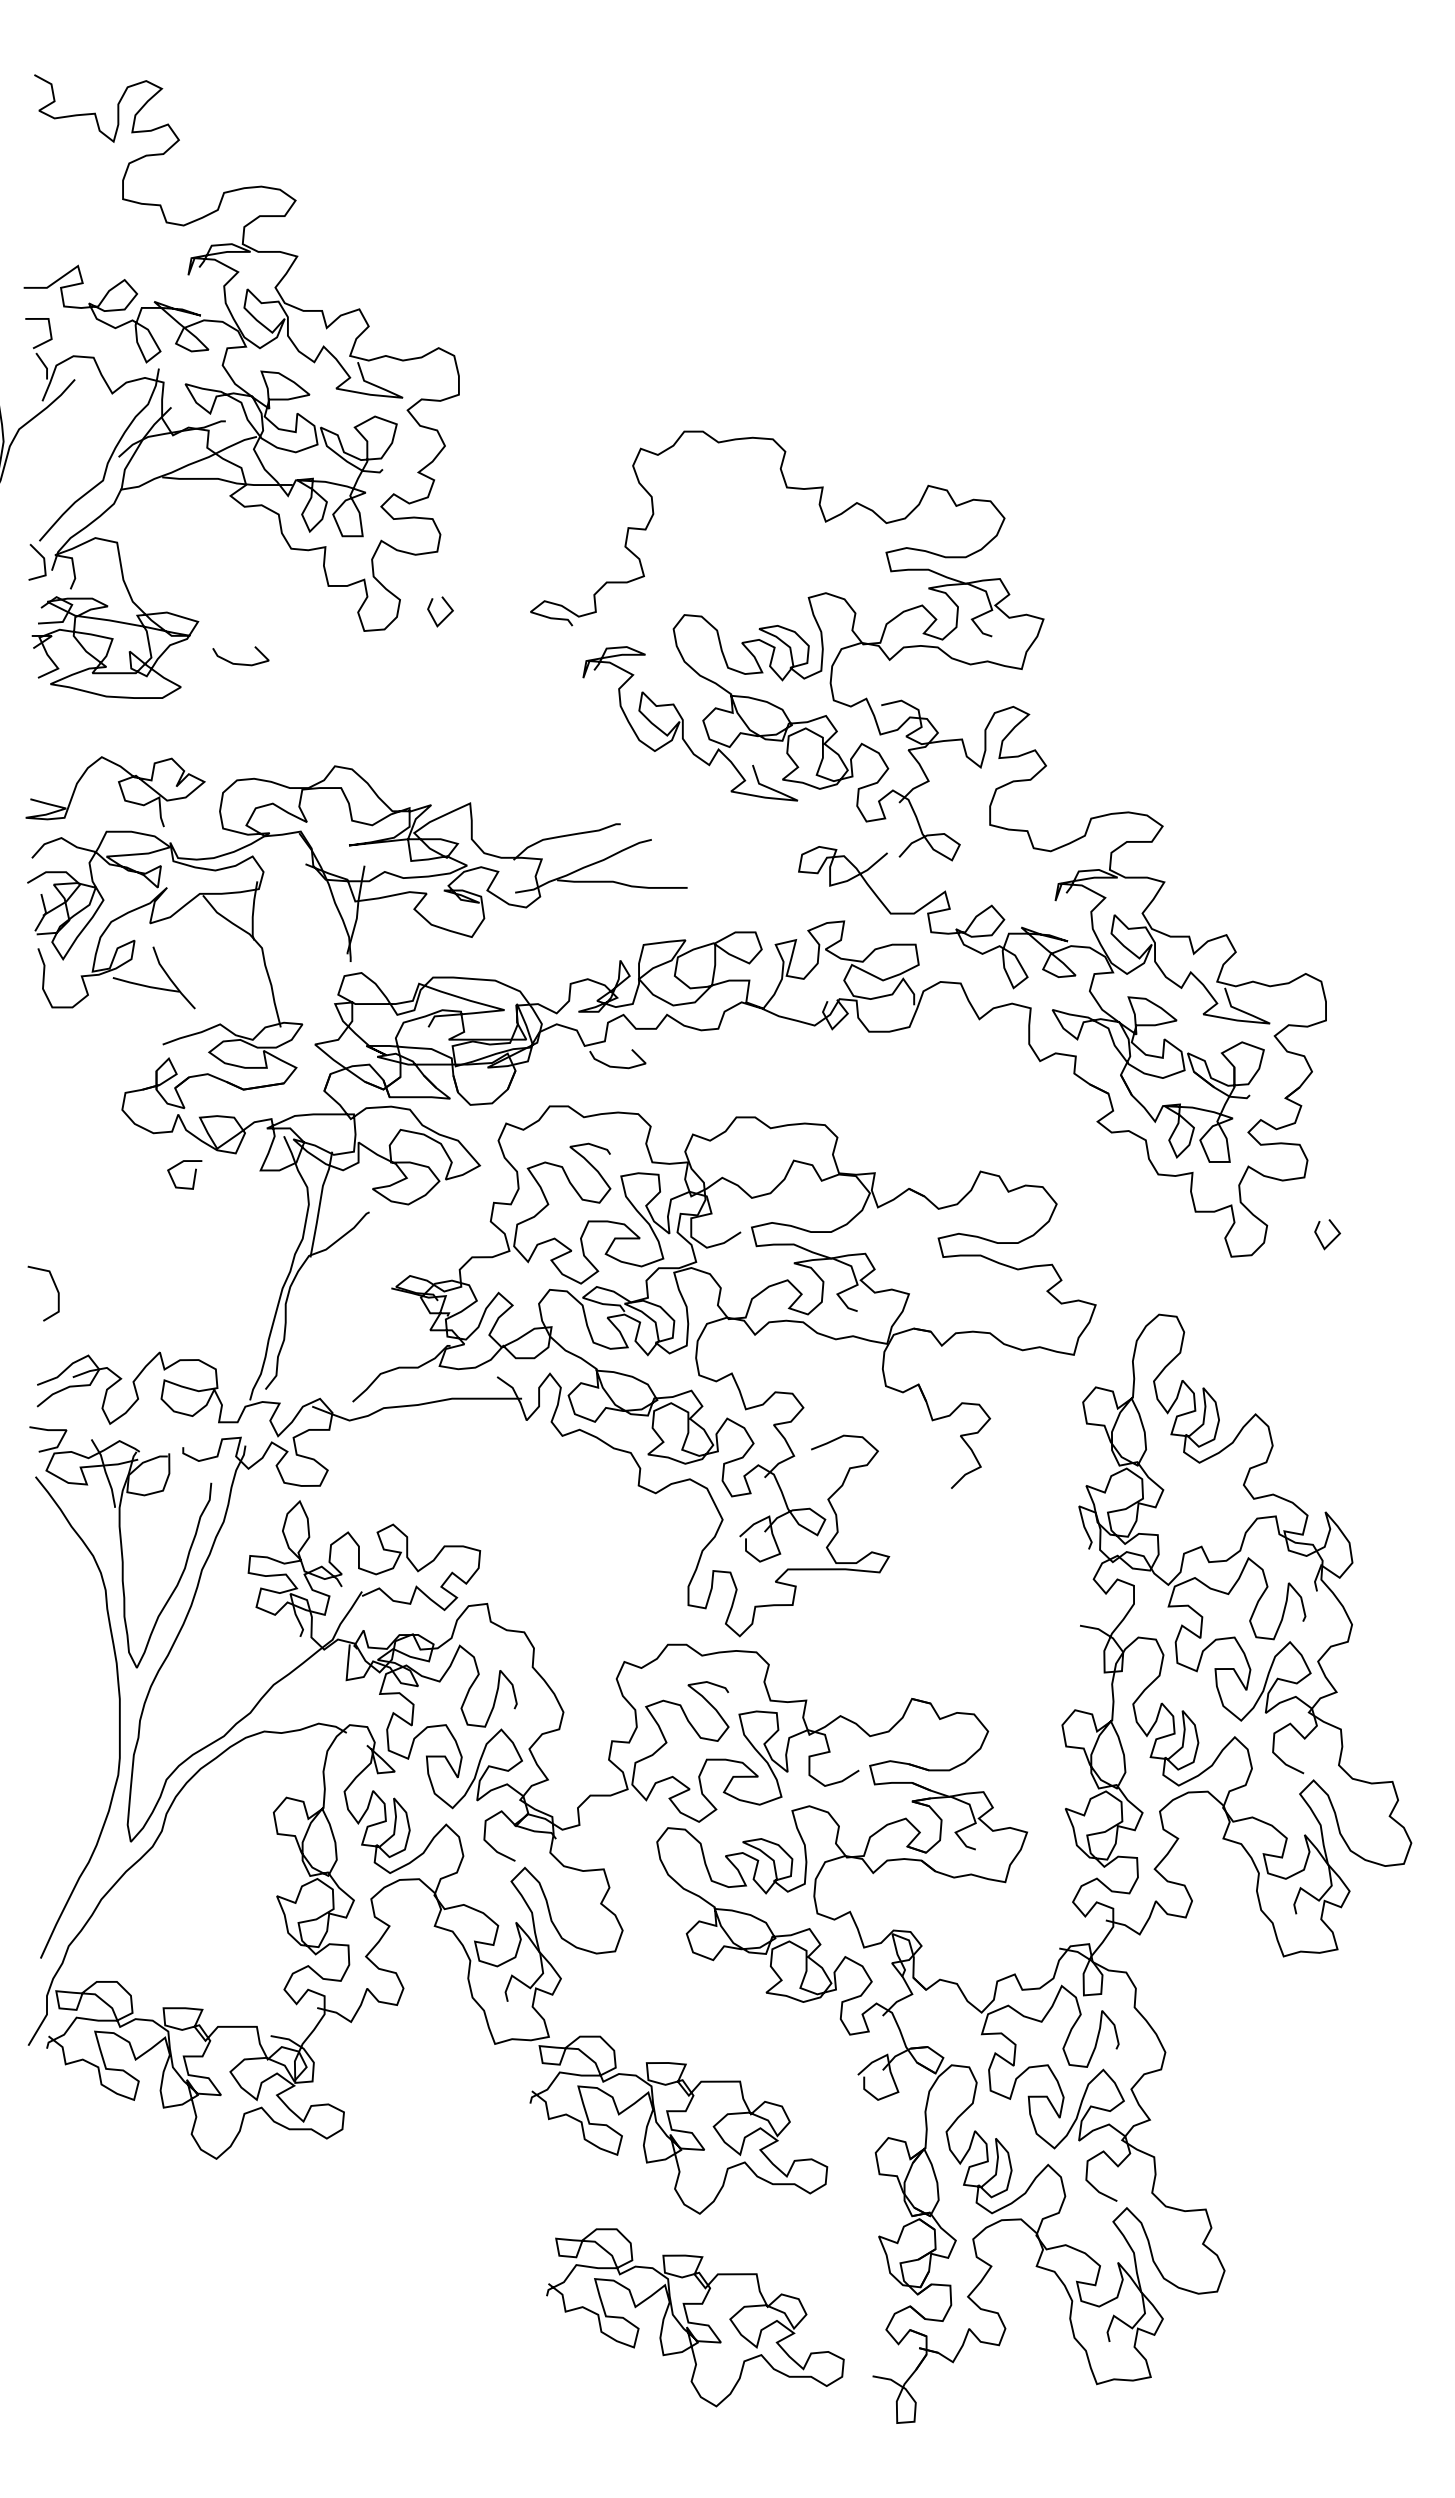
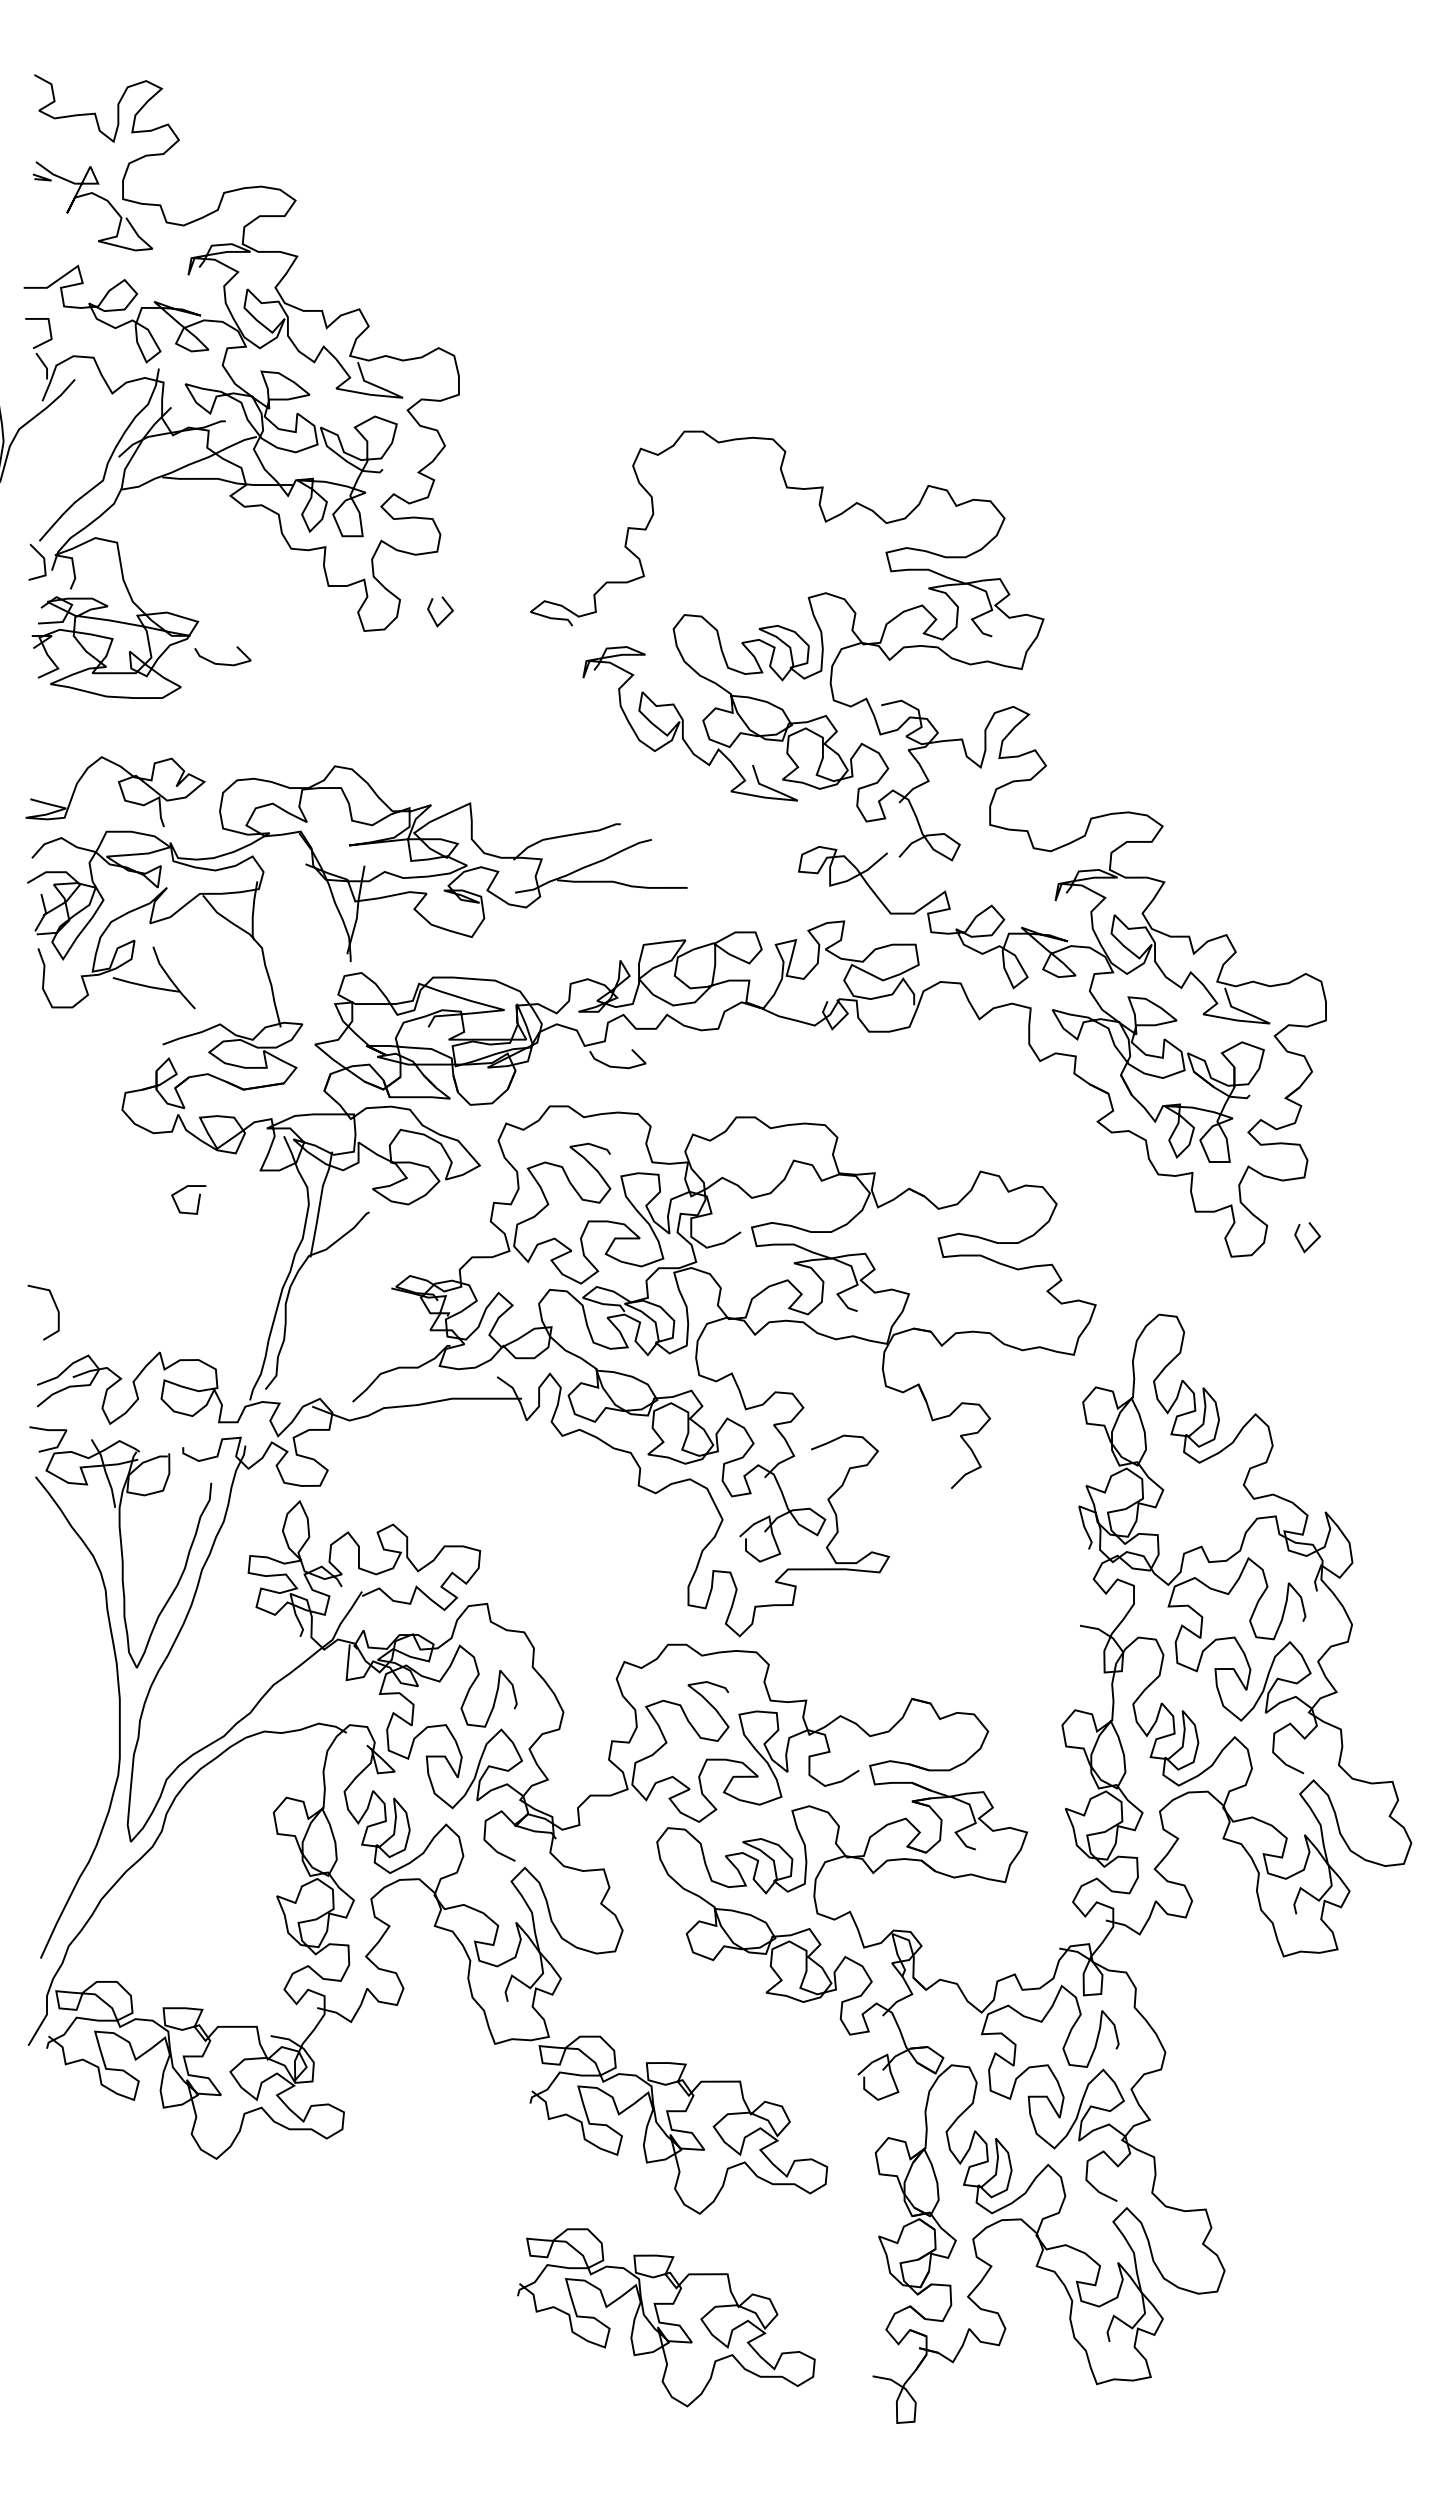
part: none -> present (96, 196)
curve position: (240, 663) -> (222, 663) (222, 663)
curve position: (193, 1177) -> (197, 1202) (197, 1202)
line position: (1332, 1239) -> (1312, 1242) (1312, 1242)
line position: (55, 1288) -> (55, 1307) (55, 1307)
curve position: (695, 2322) -> (666, 2322) (666, 2322)
